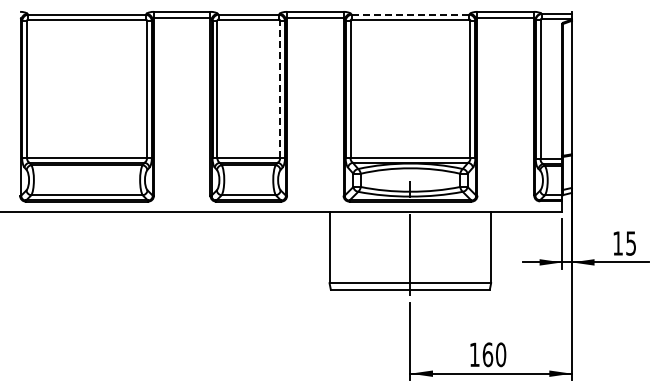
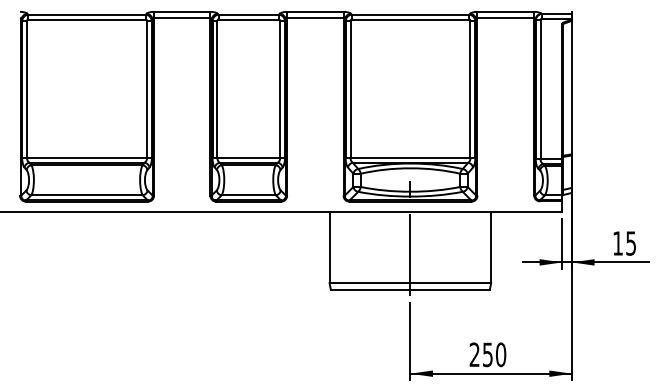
line: dashed -> solid (410, 14)
line: dashed -> solid (280, 89)
text: 160 -> 250 (481, 354)
